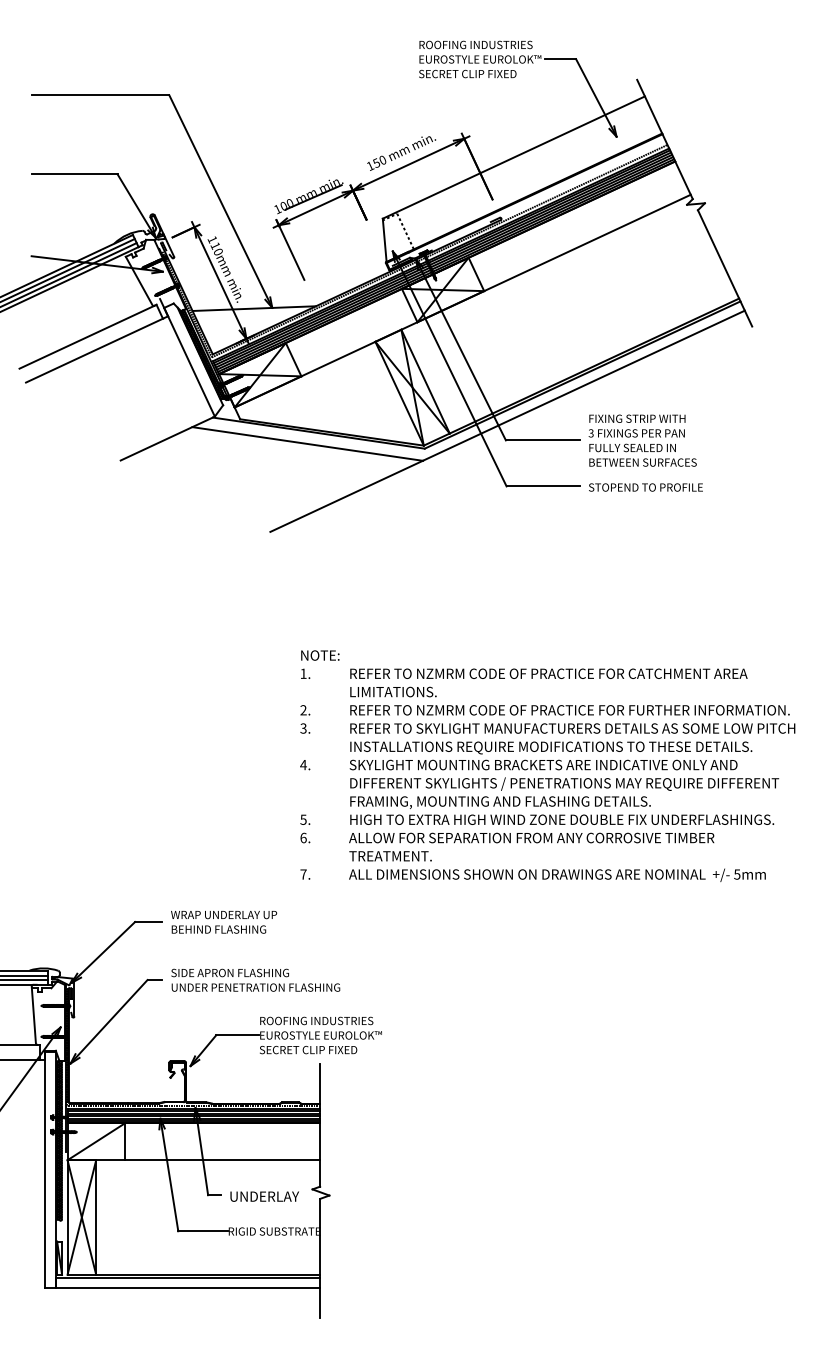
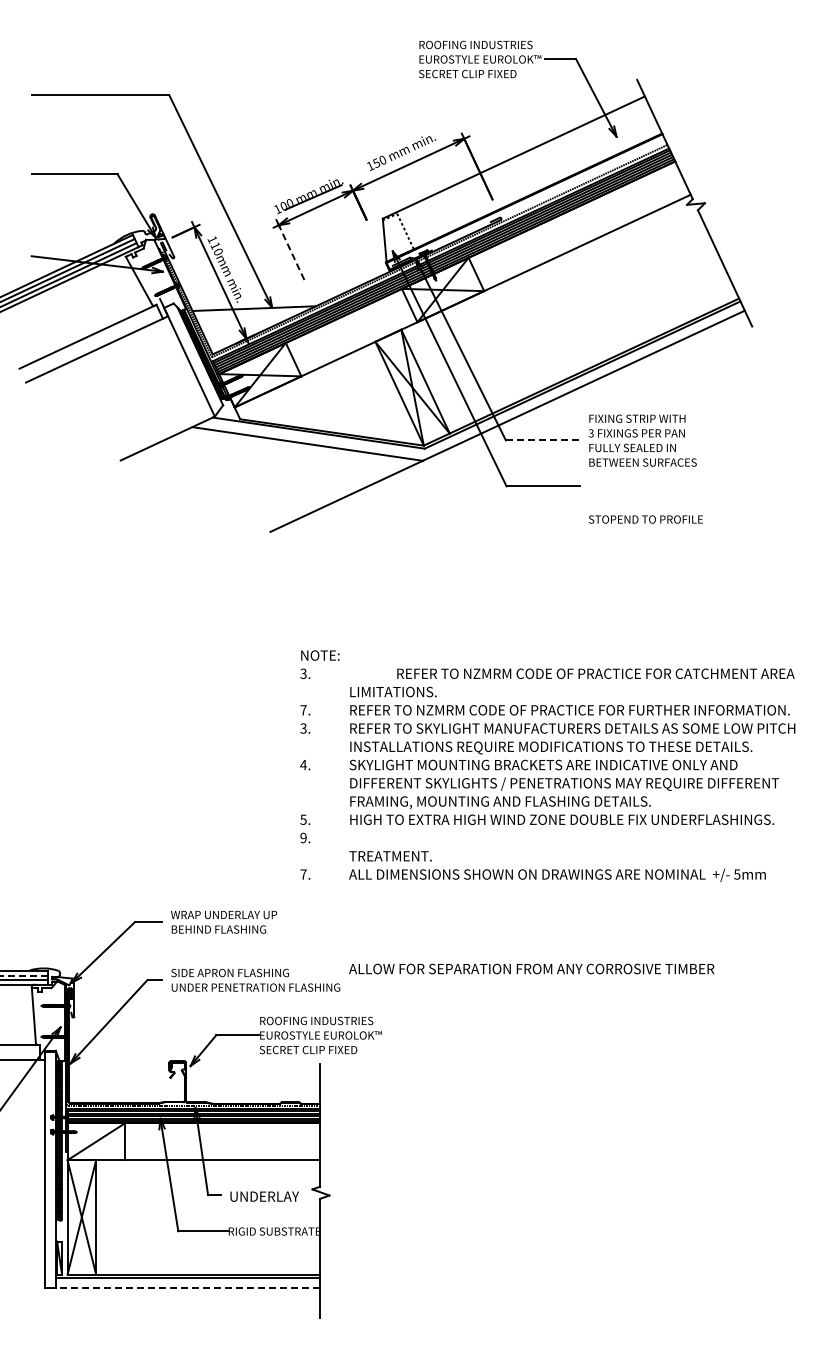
line: solid -> dashed (290, 249)
line: solid -> dashed (542, 440)
text position: (645, 487) -> (645, 519) (645, 519)
text: 1. -> 3. (303, 673)
text position: (548, 673) -> (595, 673) (595, 673)
text: 2. -> 7. (303, 710)
text: 6. -> 9. (303, 837)
text position: (531, 837) -> (531, 968) (531, 968)
line: solid -> dashed (24, 975)
line: solid -> dashed (187, 1288)
